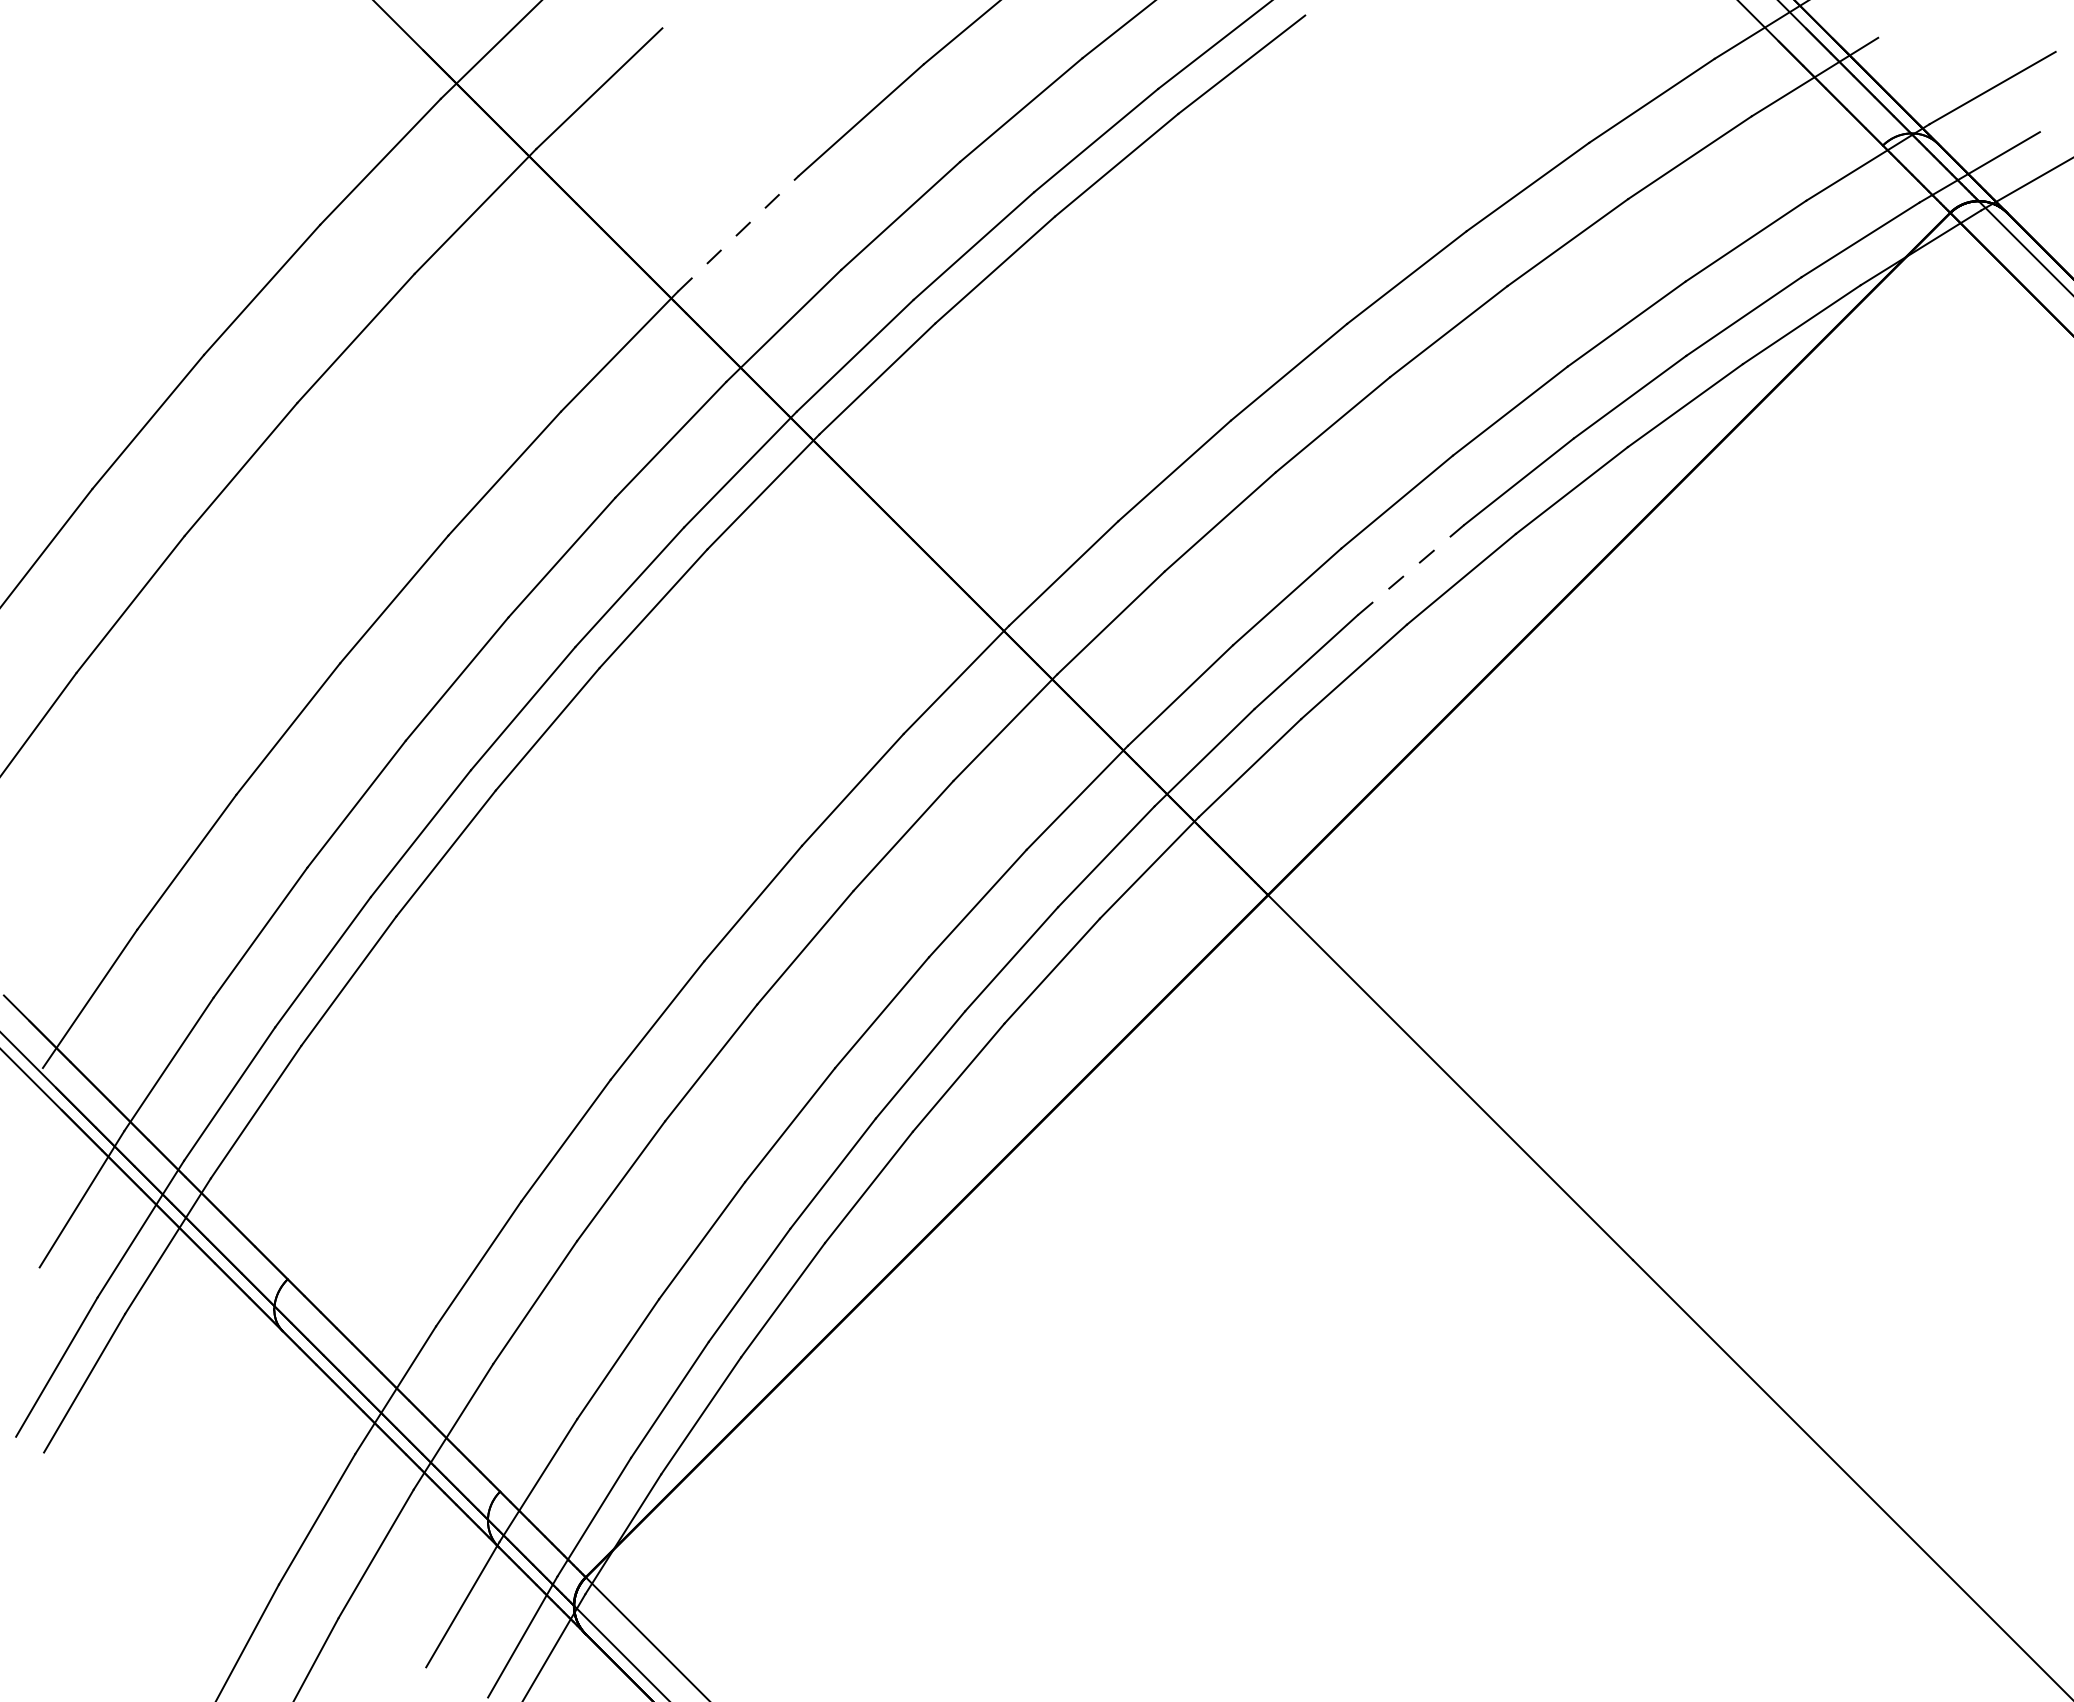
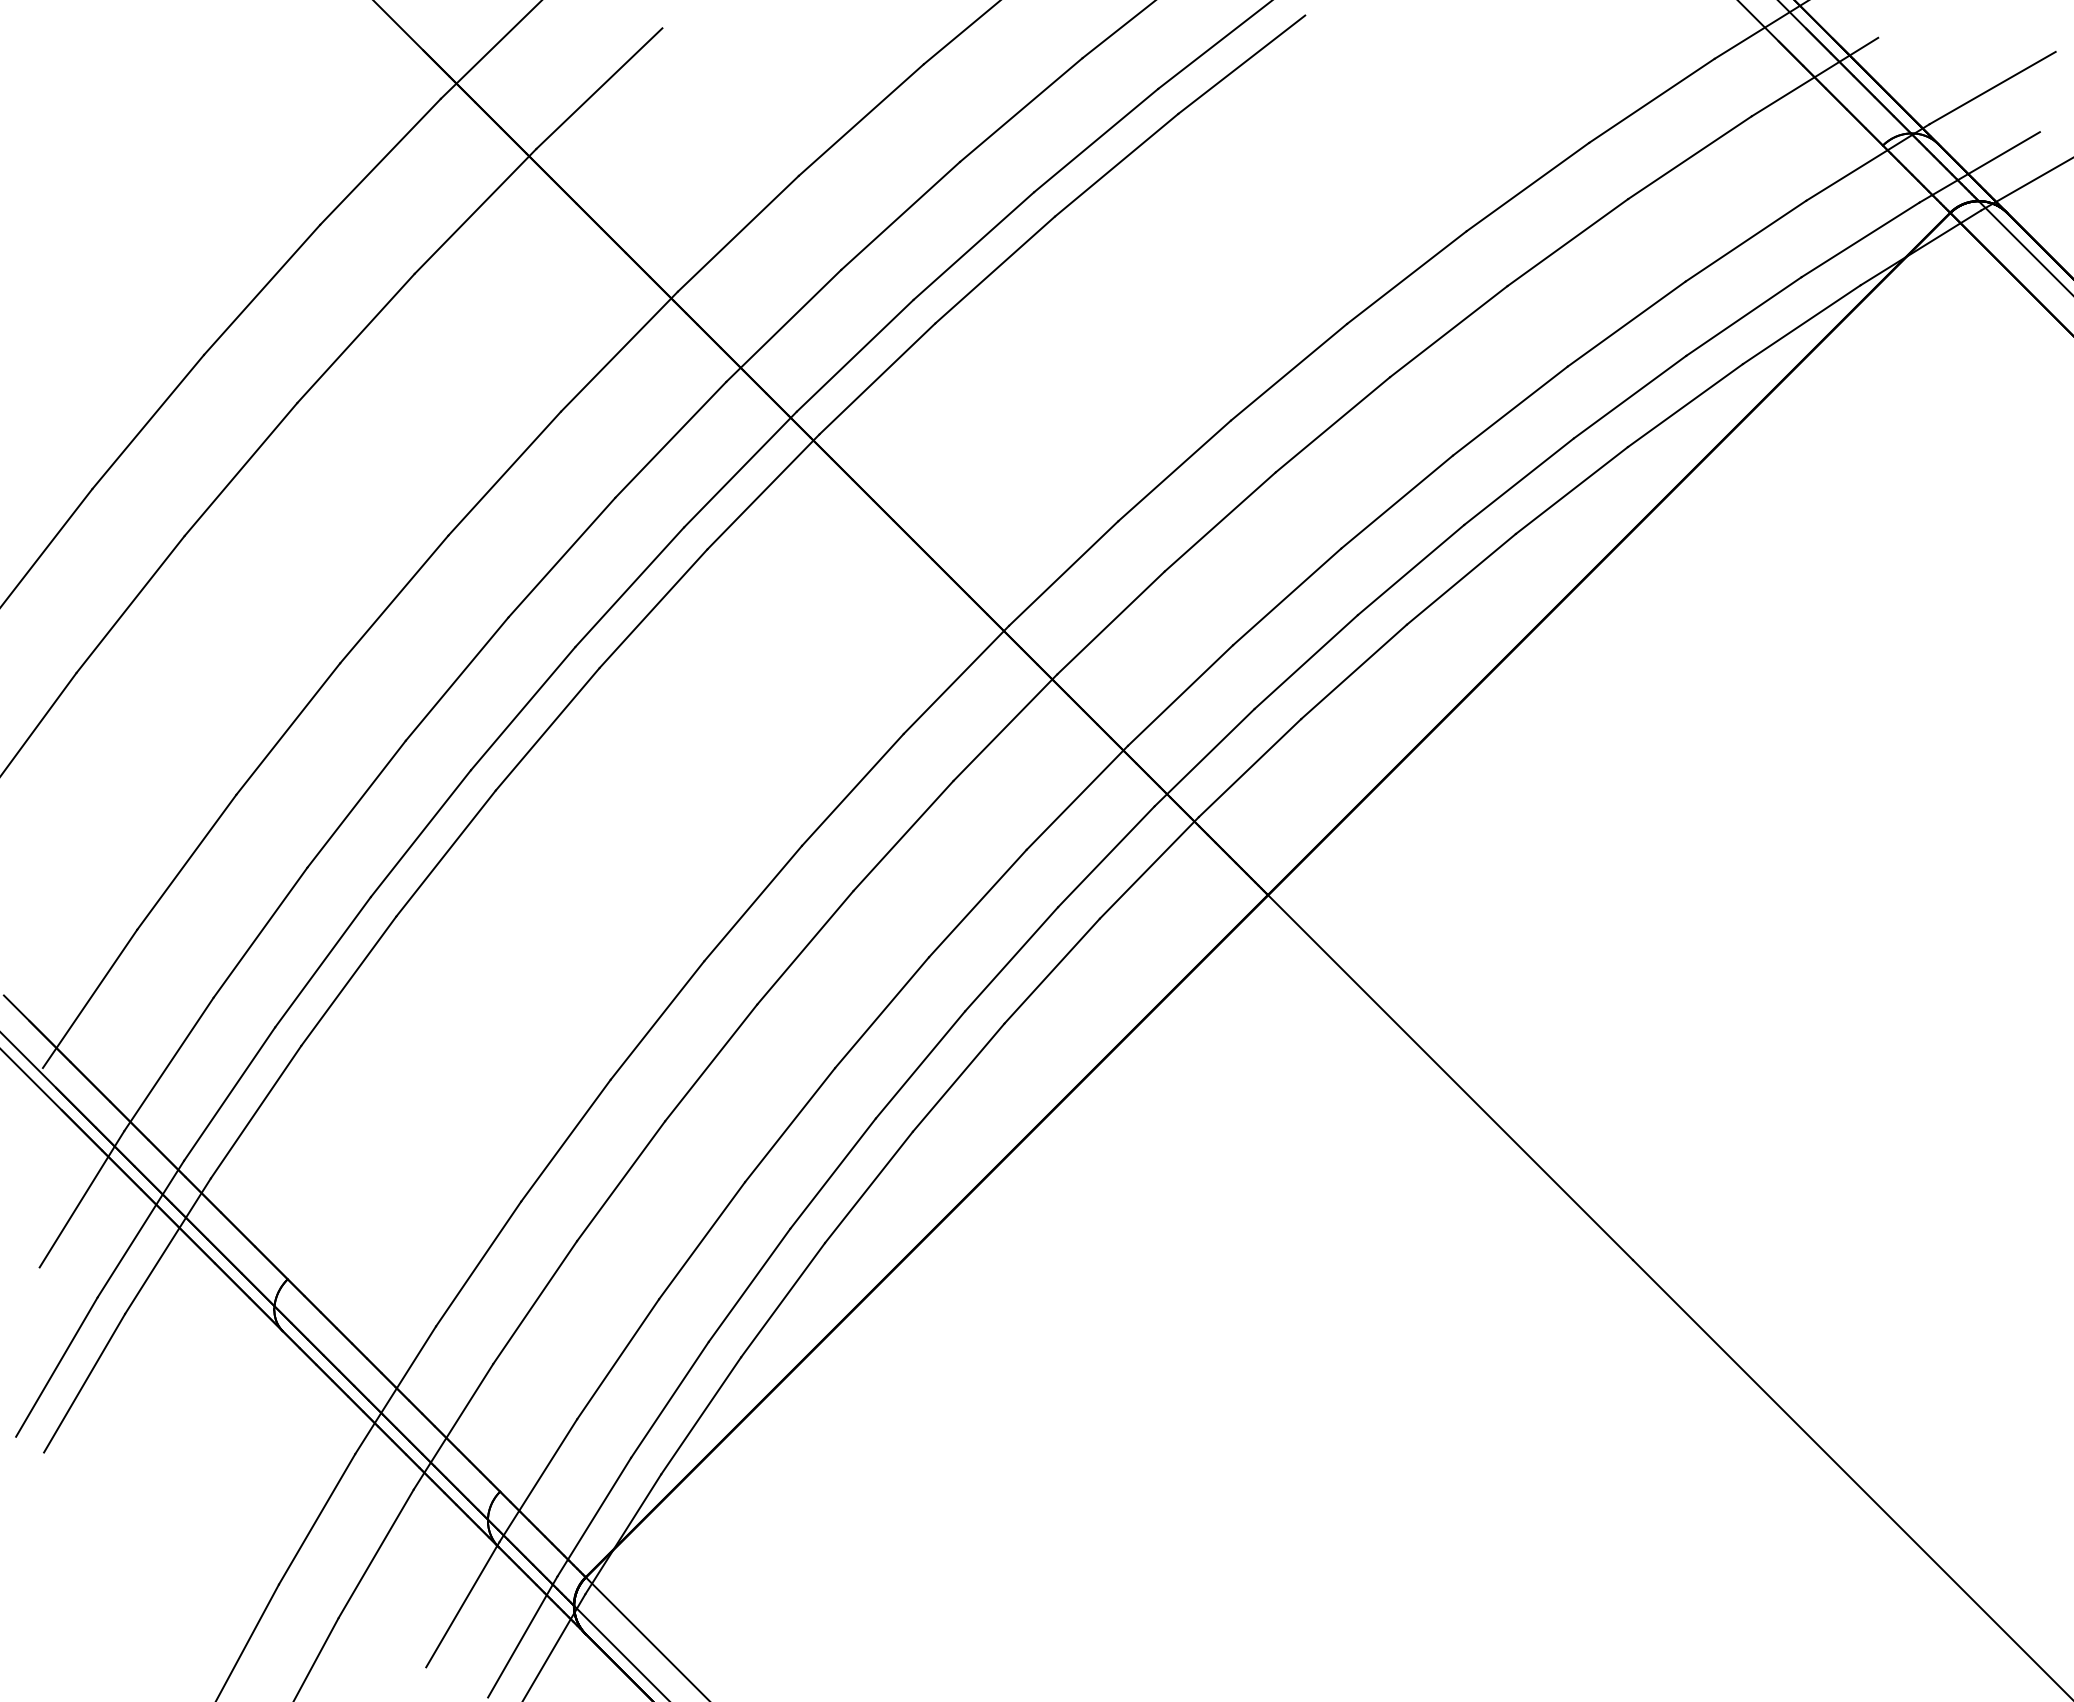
line: dashed -> solid (738, 233)
line: dashed -> solid (1411, 570)
